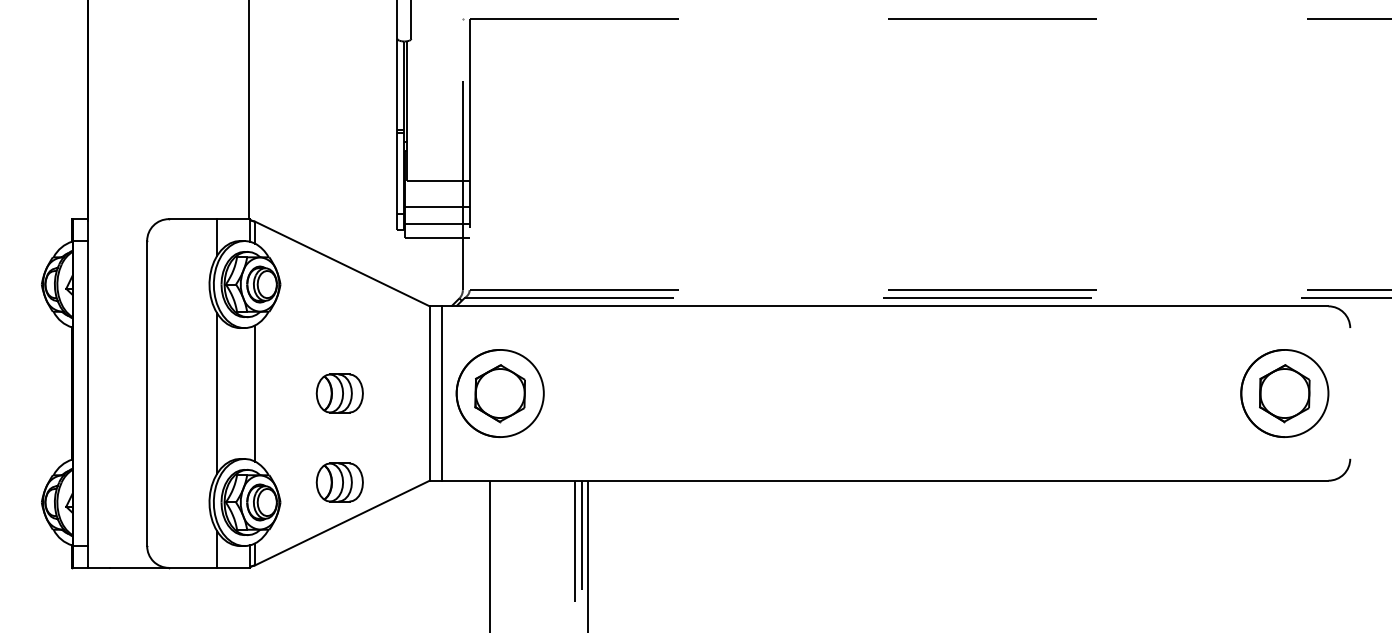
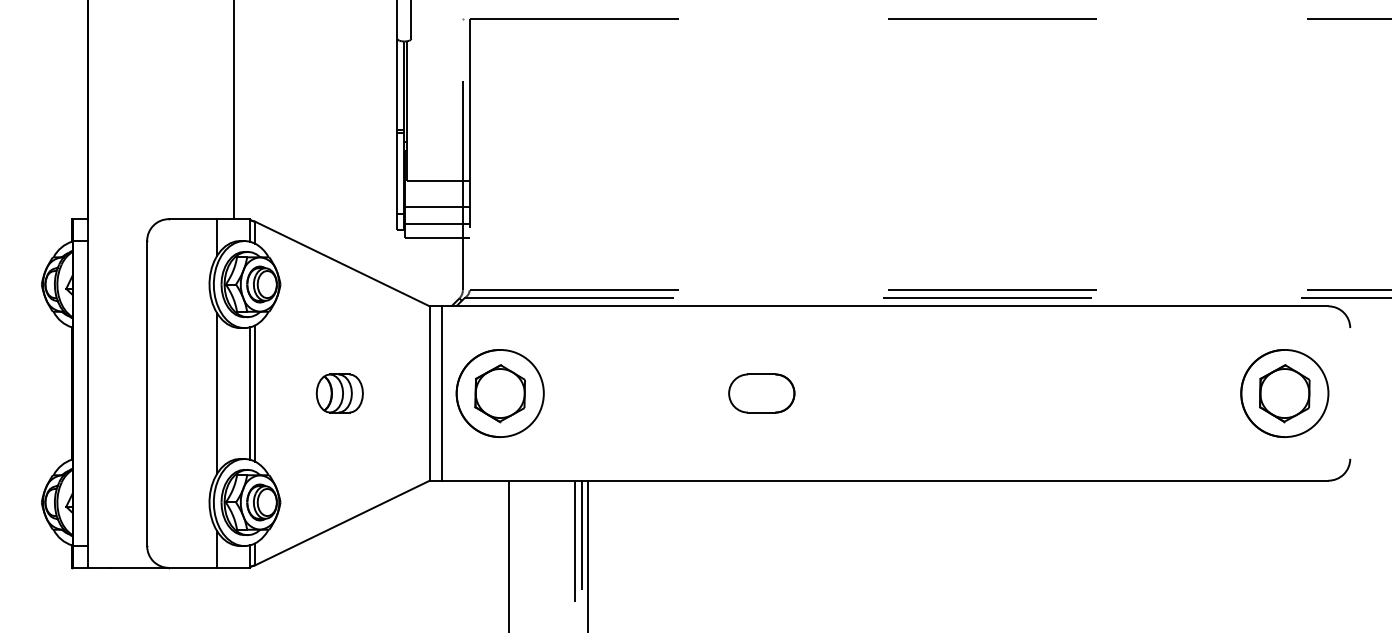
line position: (249, 110) -> (234, 110) (234, 110)
line: none -> present (249, 393)
part: none -> present (761, 393)
part: present -> none (339, 482)
line position: (490, 554) -> (509, 554) (509, 554)
